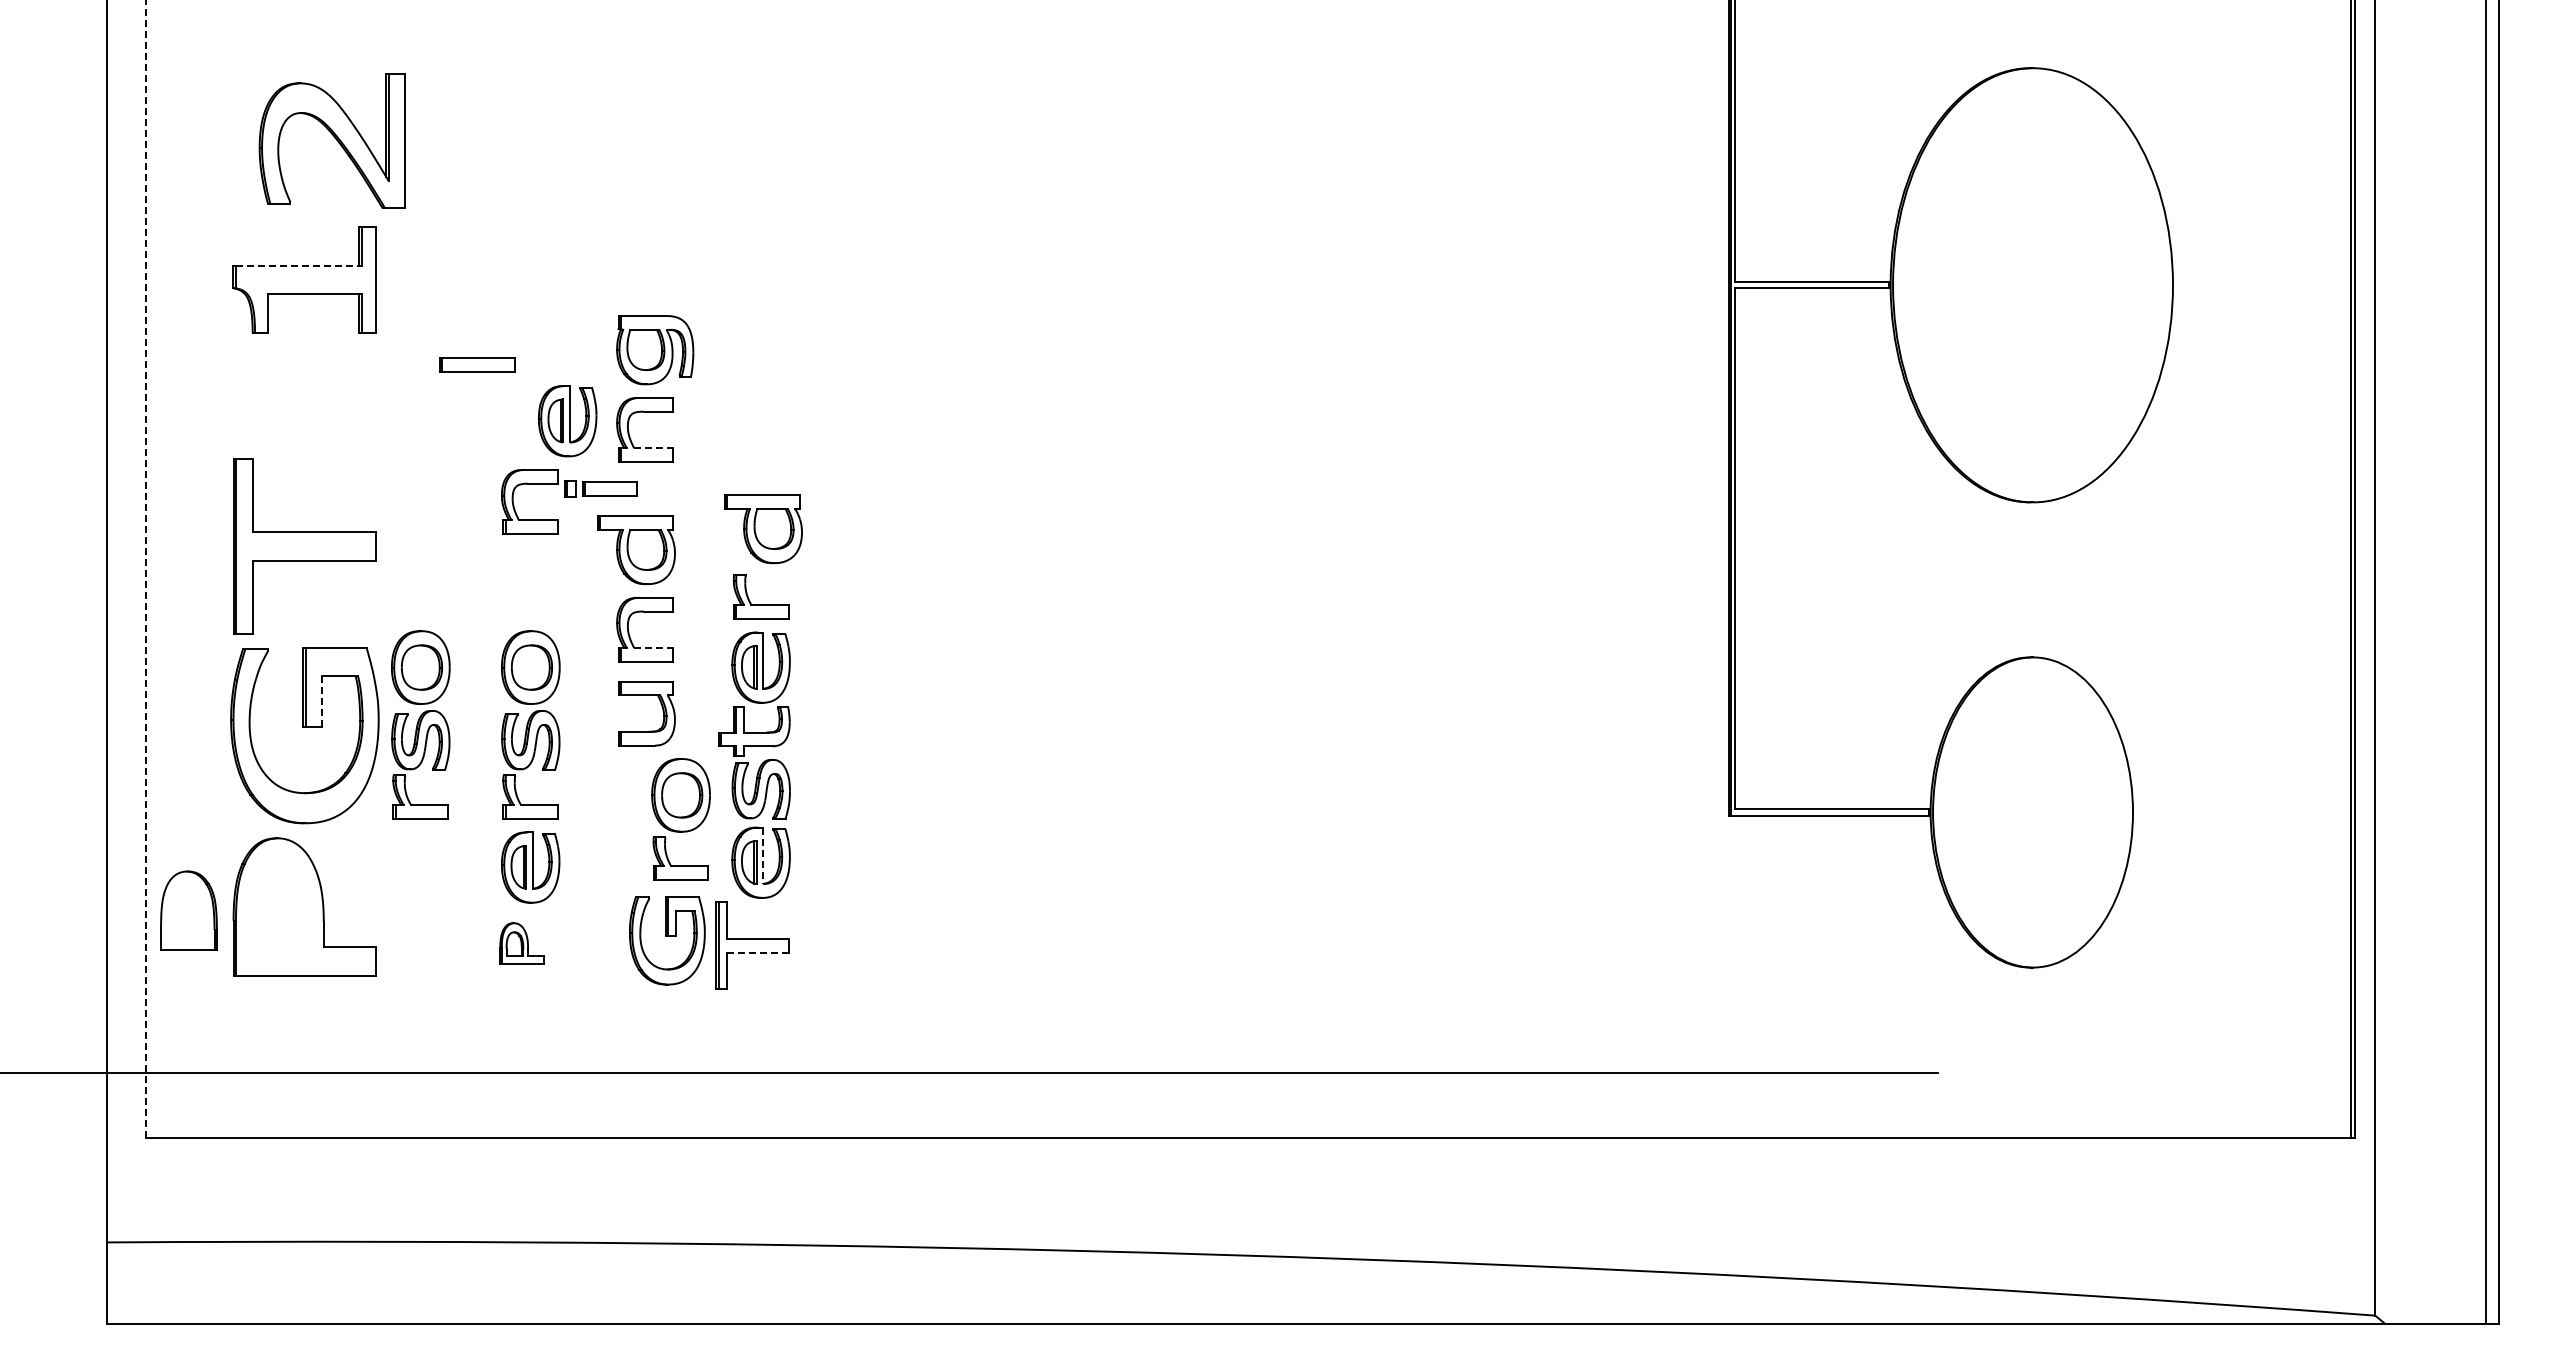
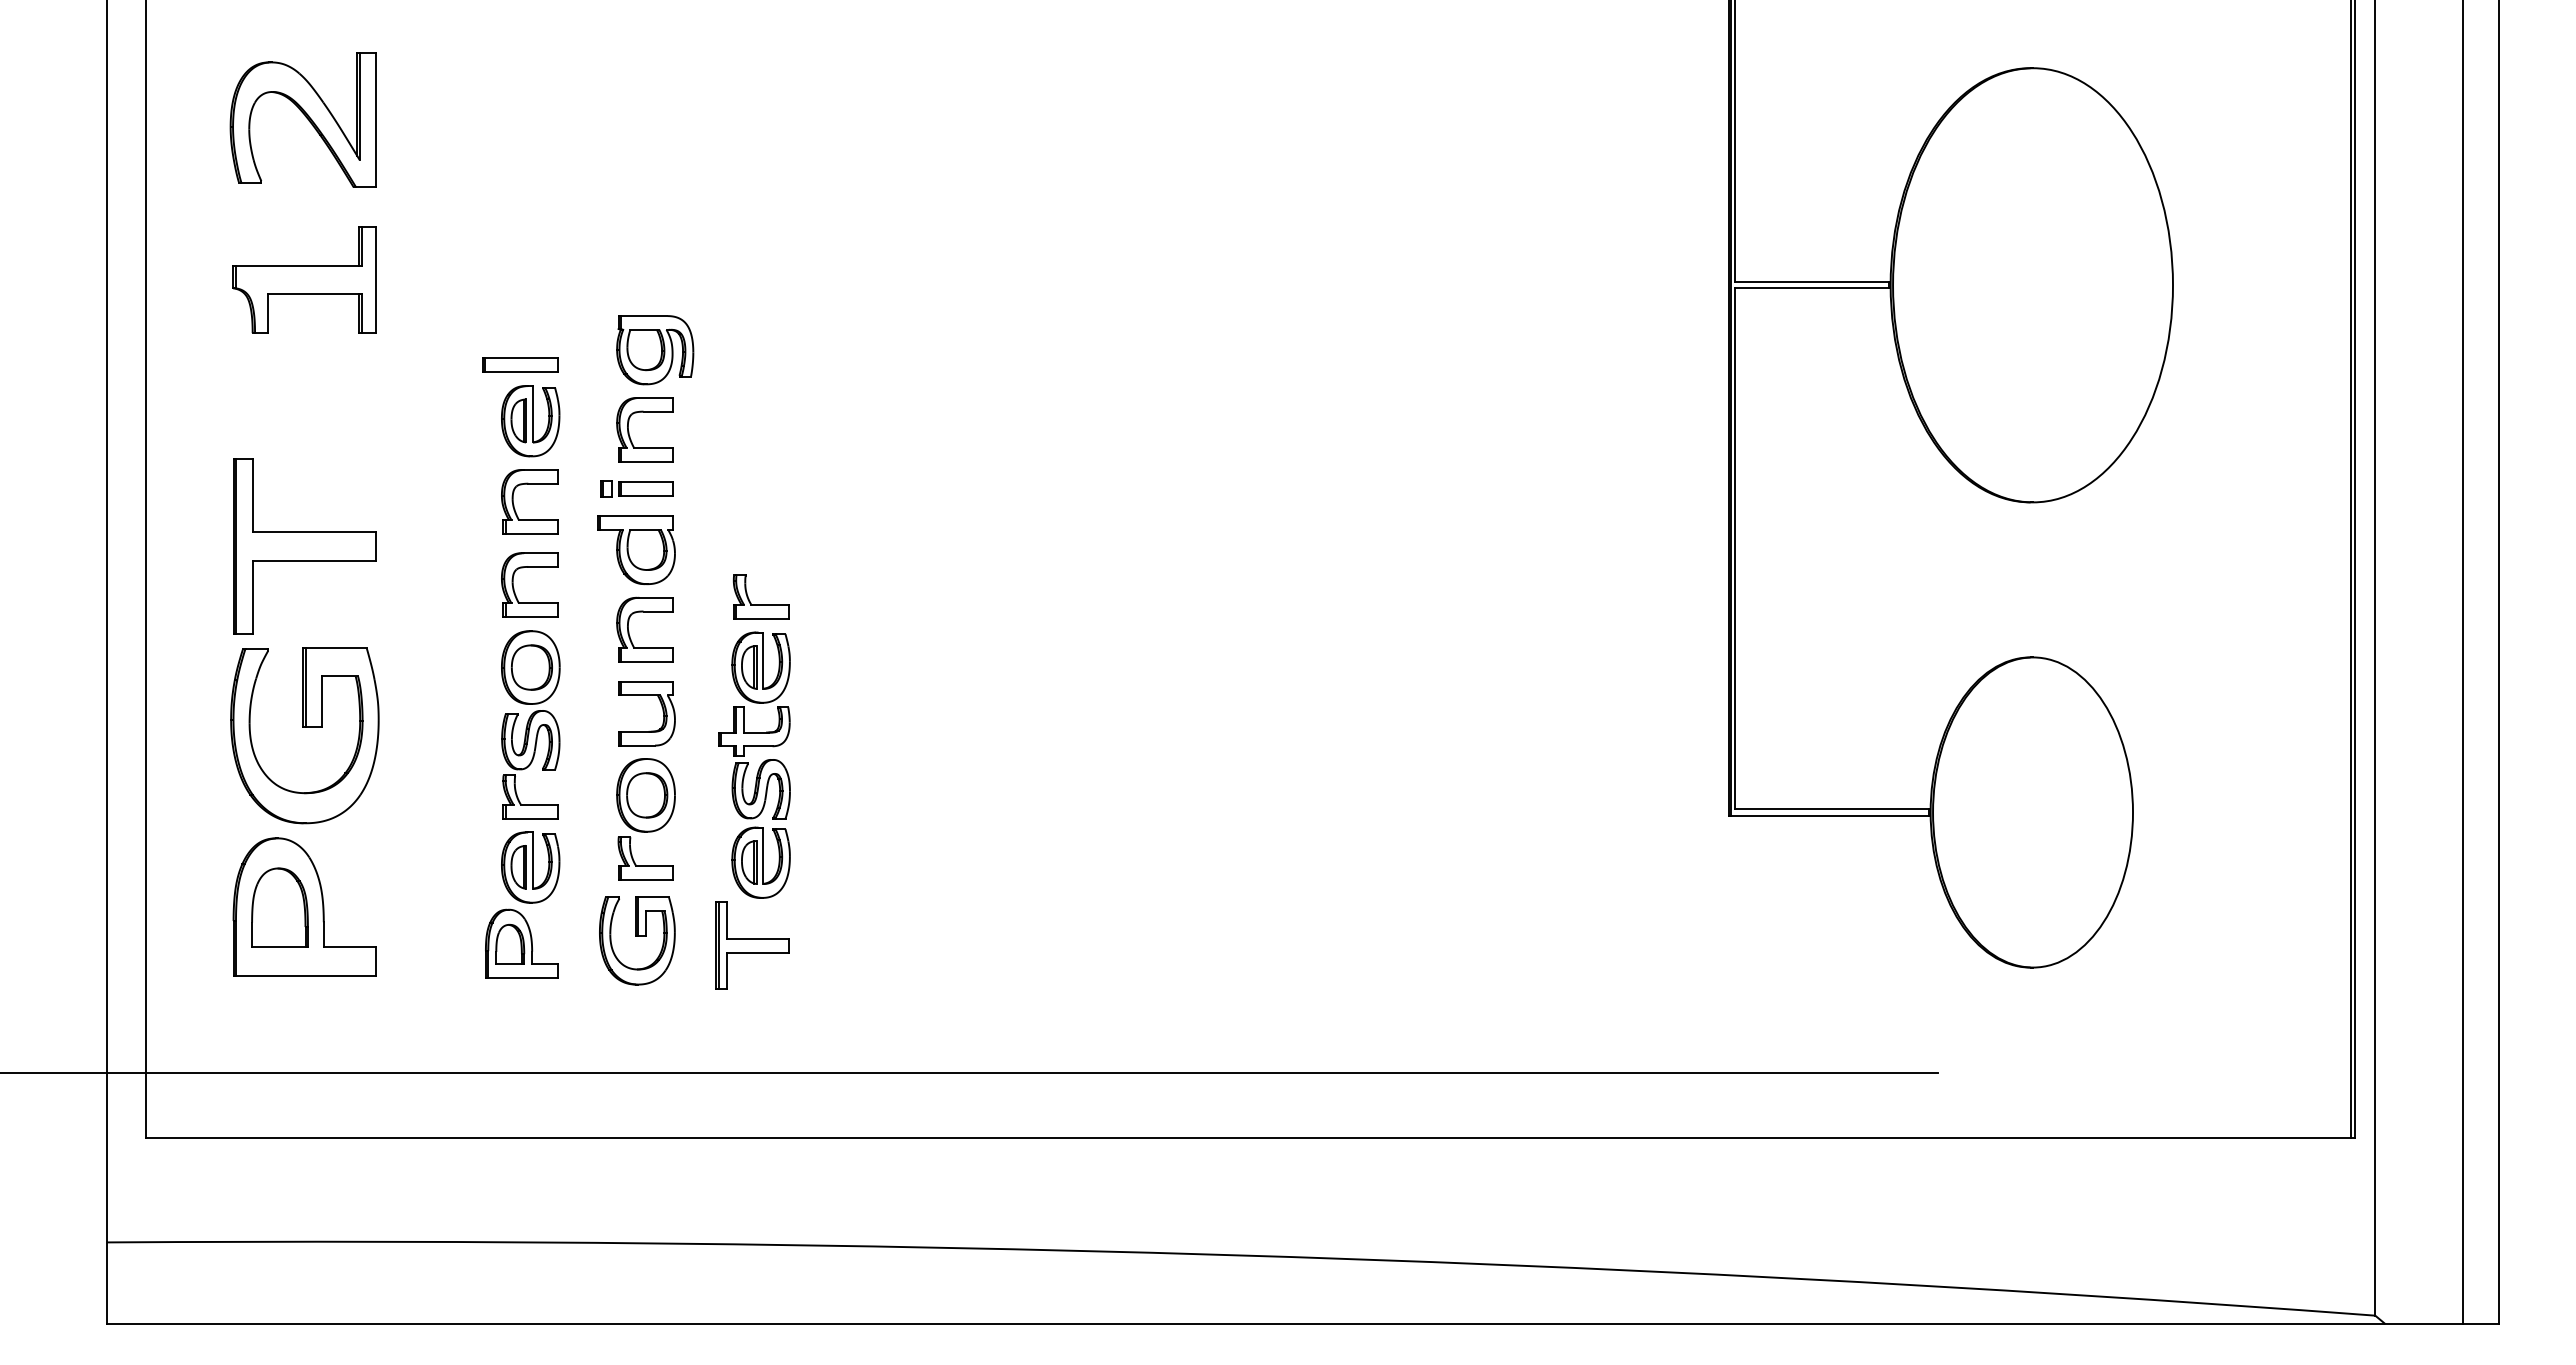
part position: (331, 140) -> (302, 119) (302, 119)
line: dashed -> solid (299, 265)
part position: (477, 364) -> (520, 364) (520, 364)
part position: (567, 421) -> (530, 421) (530, 421)
line: dashed -> solid (653, 448)
part position: (600, 488) -> (636, 488) (636, 488)
part: present -> none (763, 529)
line: dashed -> solid (145, 569)
part: none -> present (514, 588)
line: dashed -> solid (653, 648)
line position: (2486, 663) -> (2463, 663) (2463, 663)
line: dashed -> solid (321, 702)
part: present -> none (420, 724)
part position: (680, 819) -> (645, 819) (645, 819)
line: dashed -> solid (763, 856)
part position: (188, 910) -> (279, 907) (279, 907)
part position: (667, 940) -> (637, 940) (637, 940)
part size: 46x43 px -> 74x71 px (521, 943)
line: dashed -> solid (757, 953)
